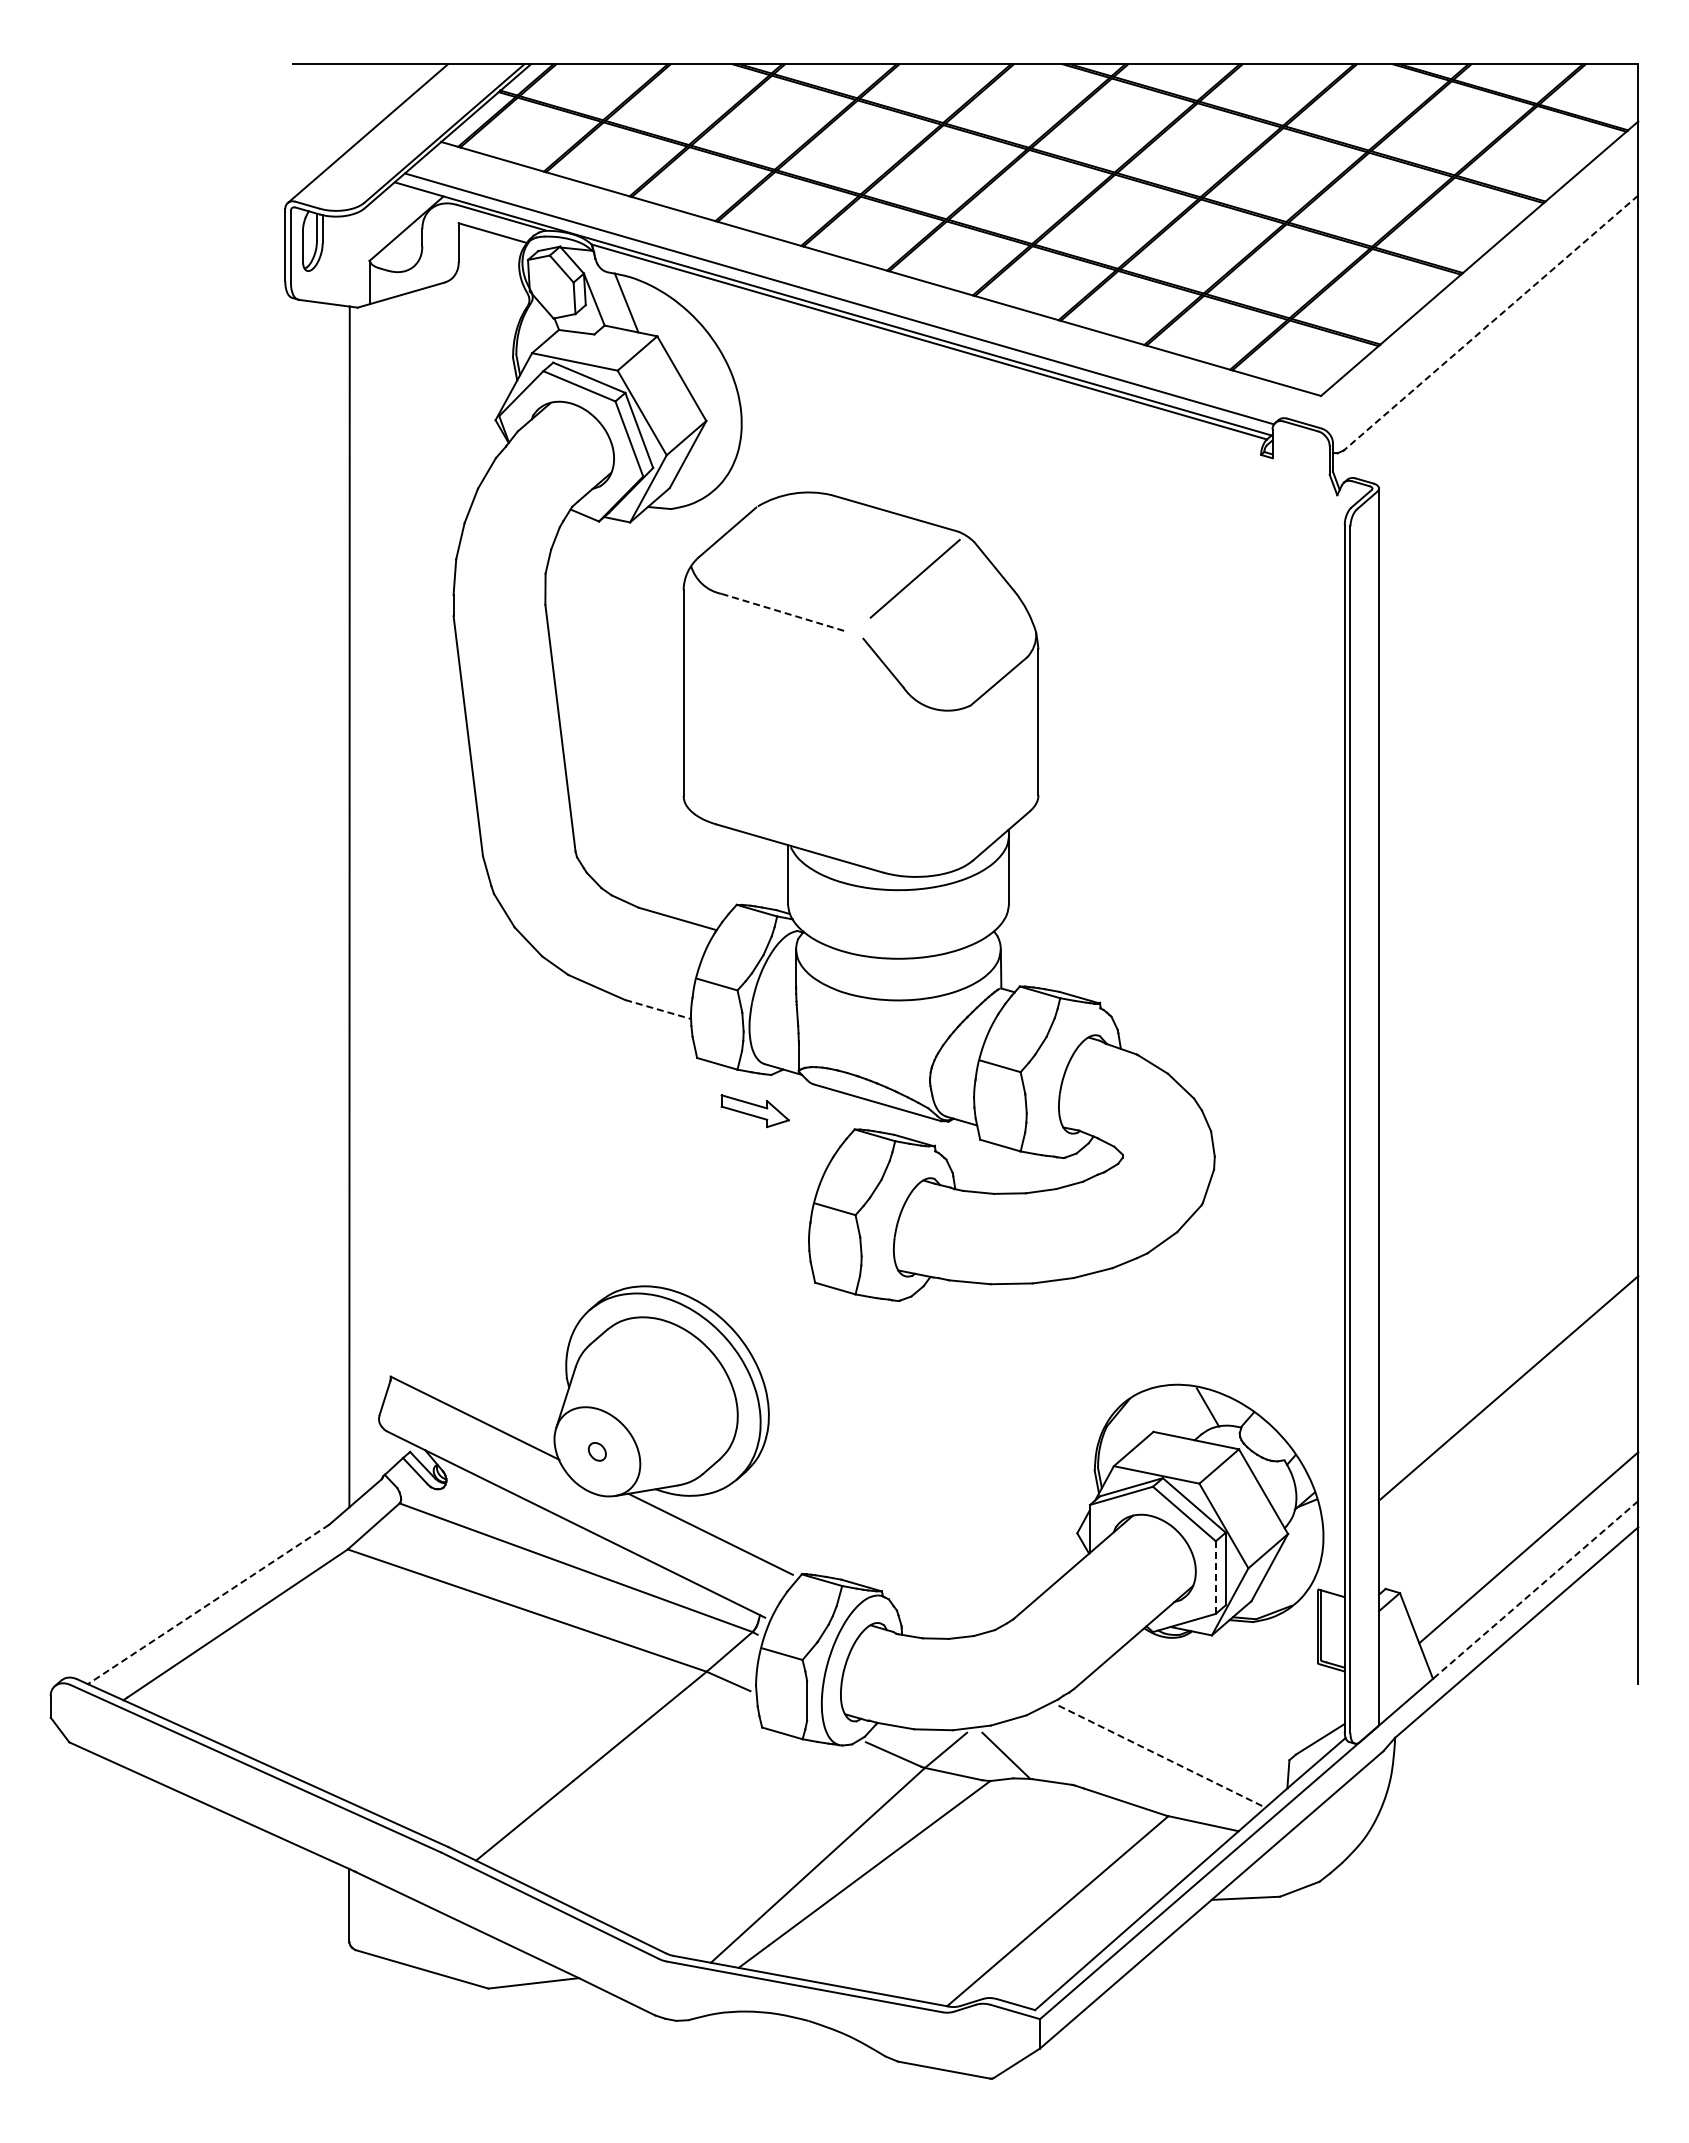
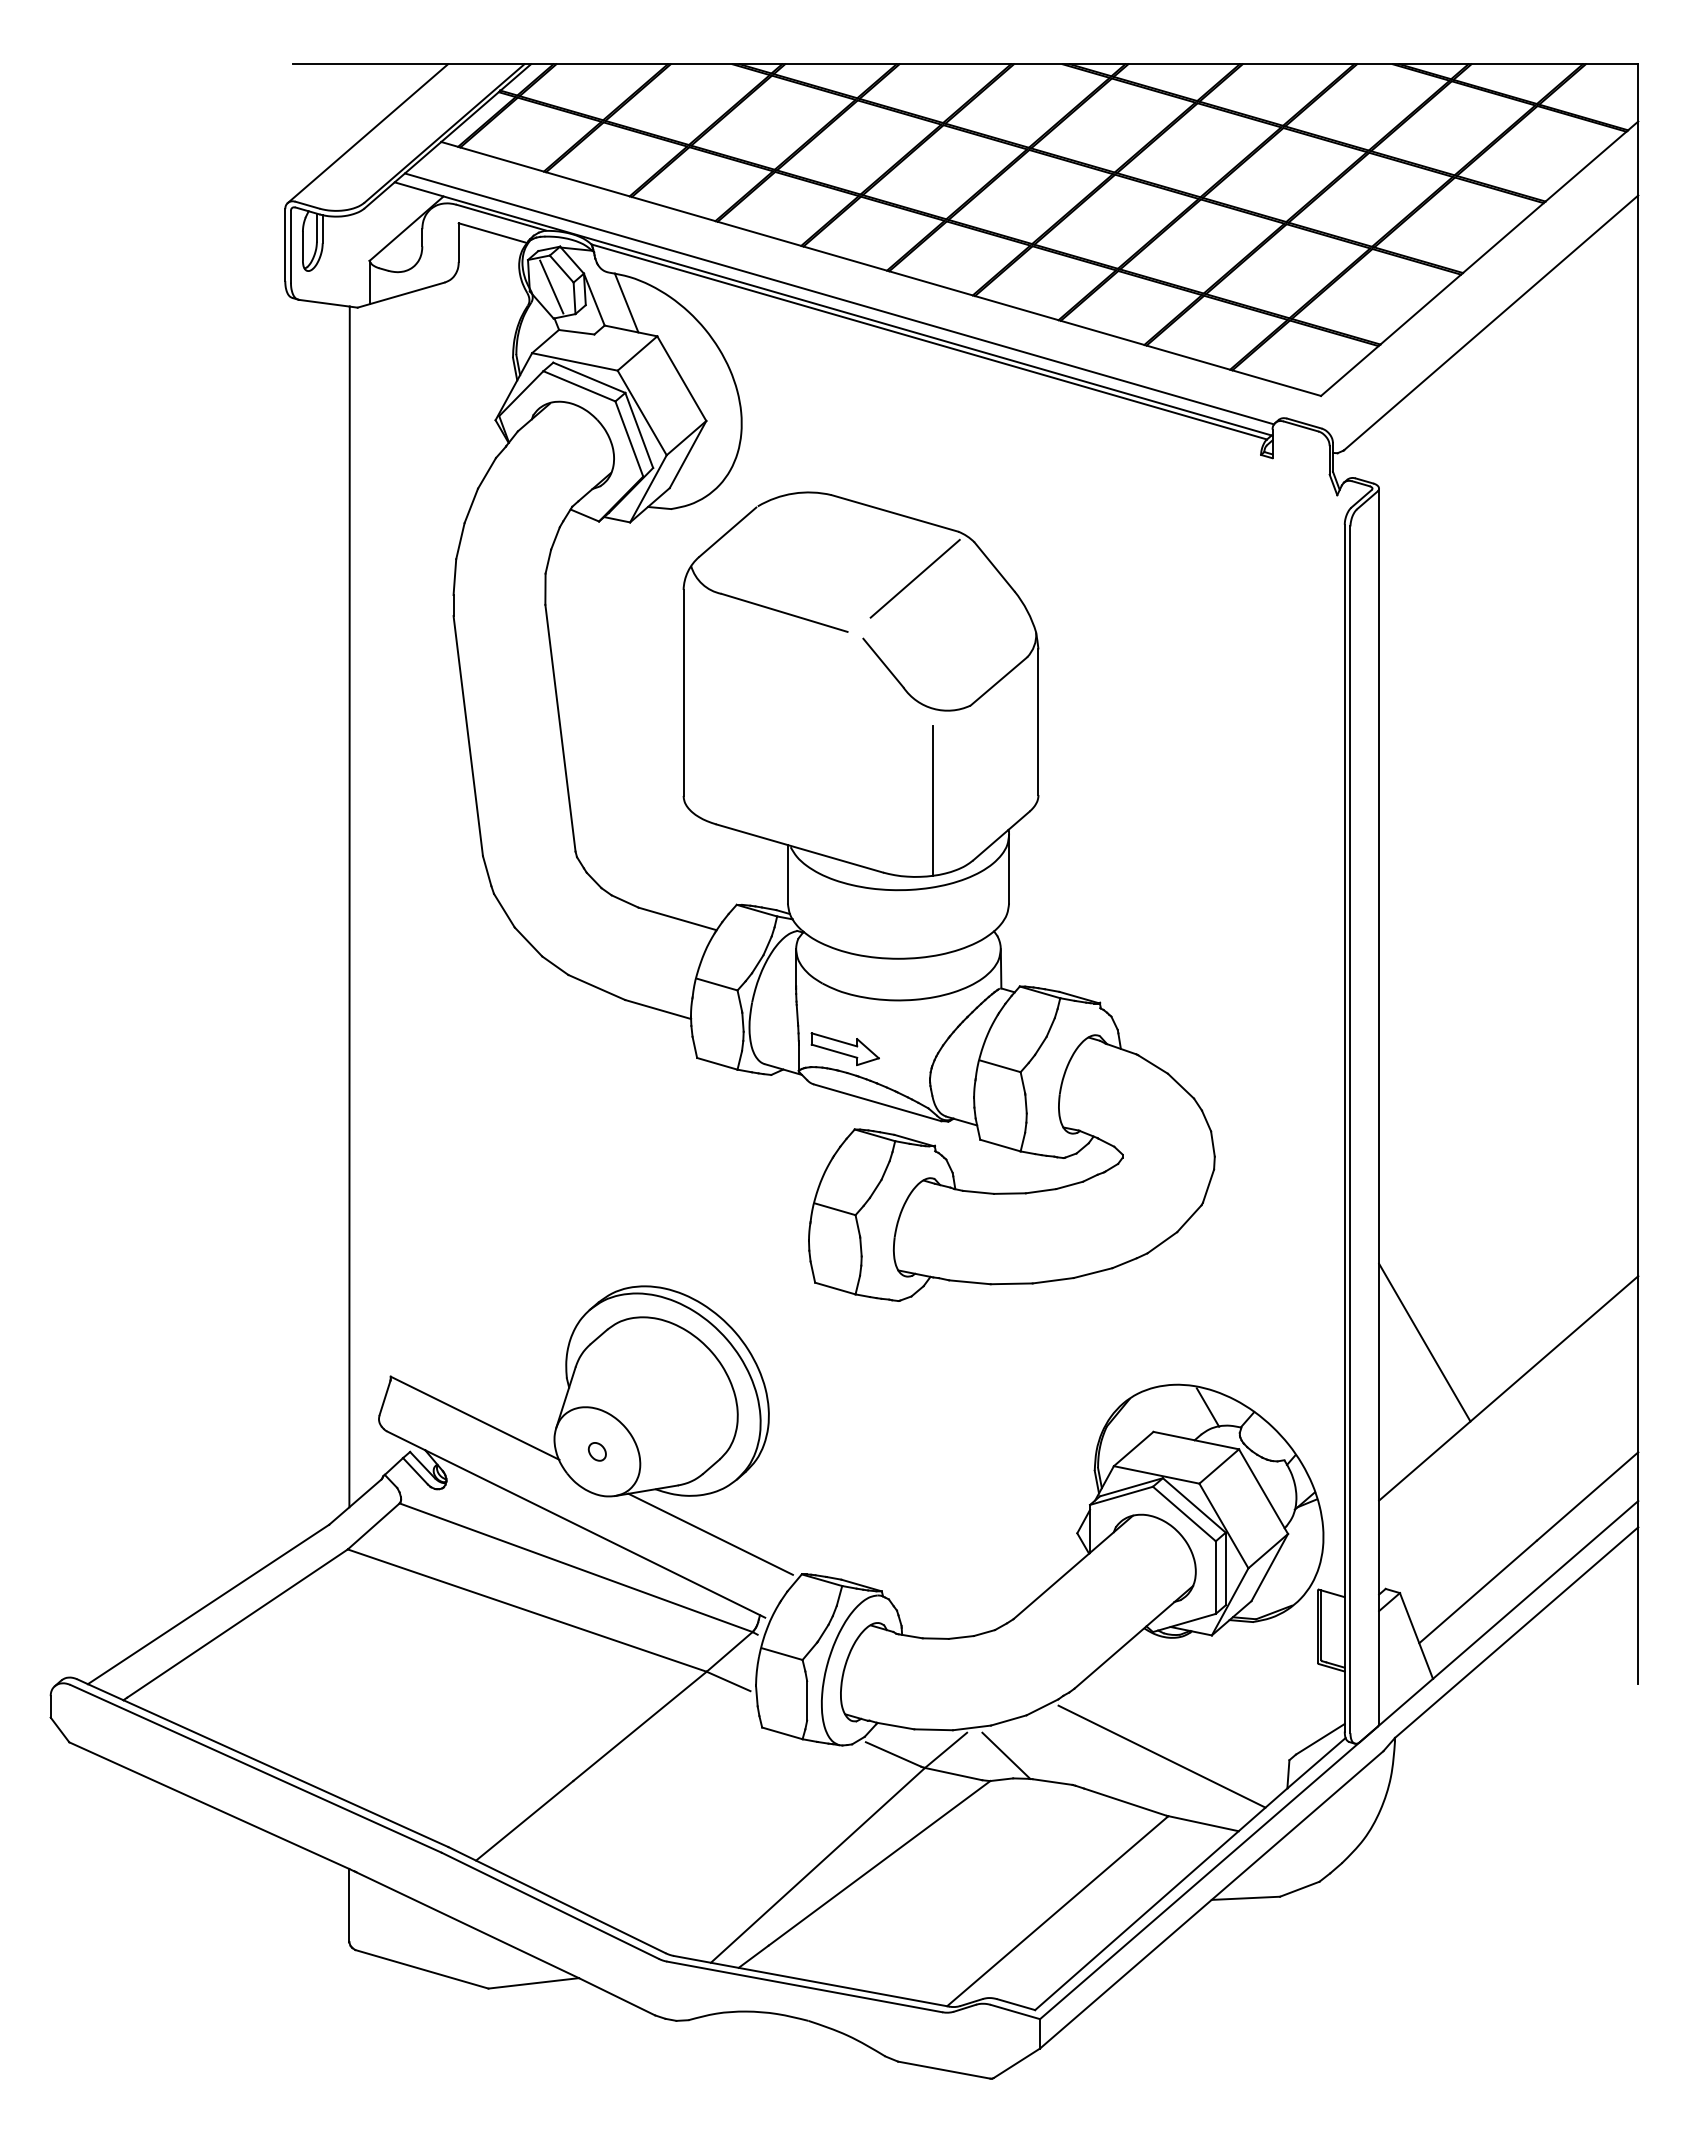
line: none -> present (551, 286)
line: dashed -> solid (1491, 322)
line: dashed -> solid (784, 612)
line: none -> present (933, 800)
line: dashed -> solid (658, 1009)
part position: (754, 1111) -> (844, 1049) (844, 1049)
line: none -> present (1424, 1342)
line: dashed -> solid (1215, 1577)
line: dashed -> solid (1535, 1589)
line: dashed -> solid (208, 1604)
line: dashed -> solid (1162, 1756)
